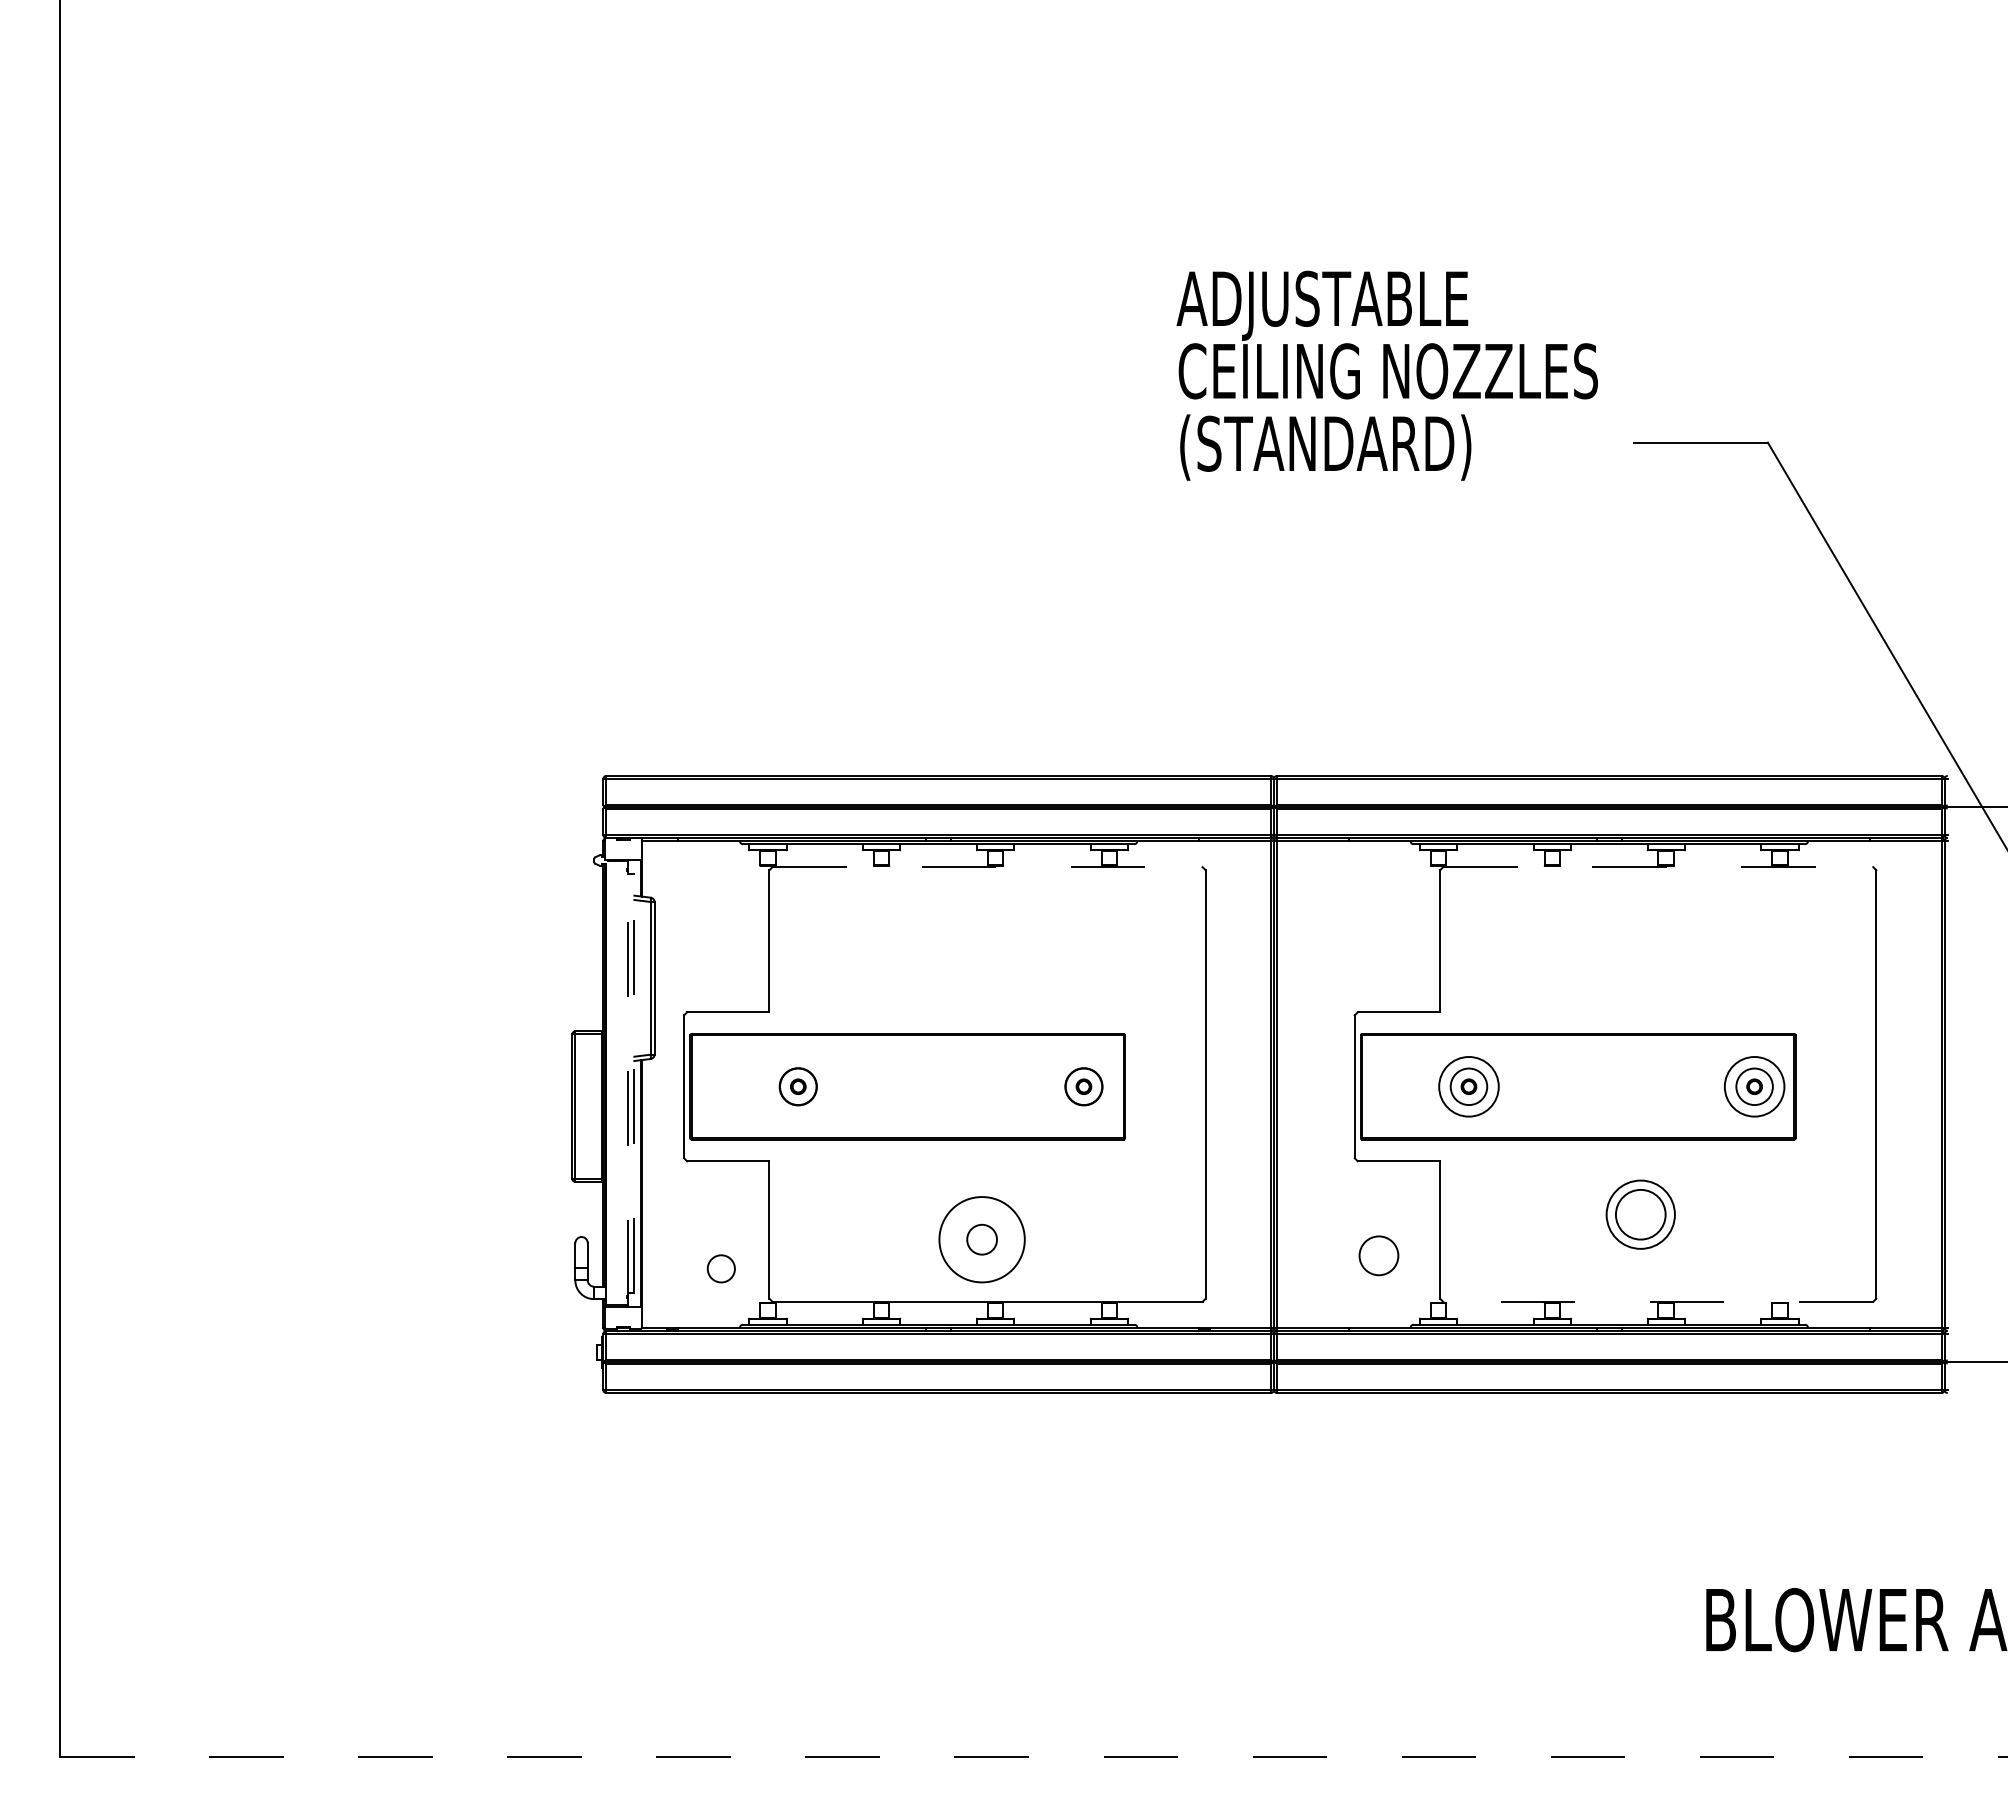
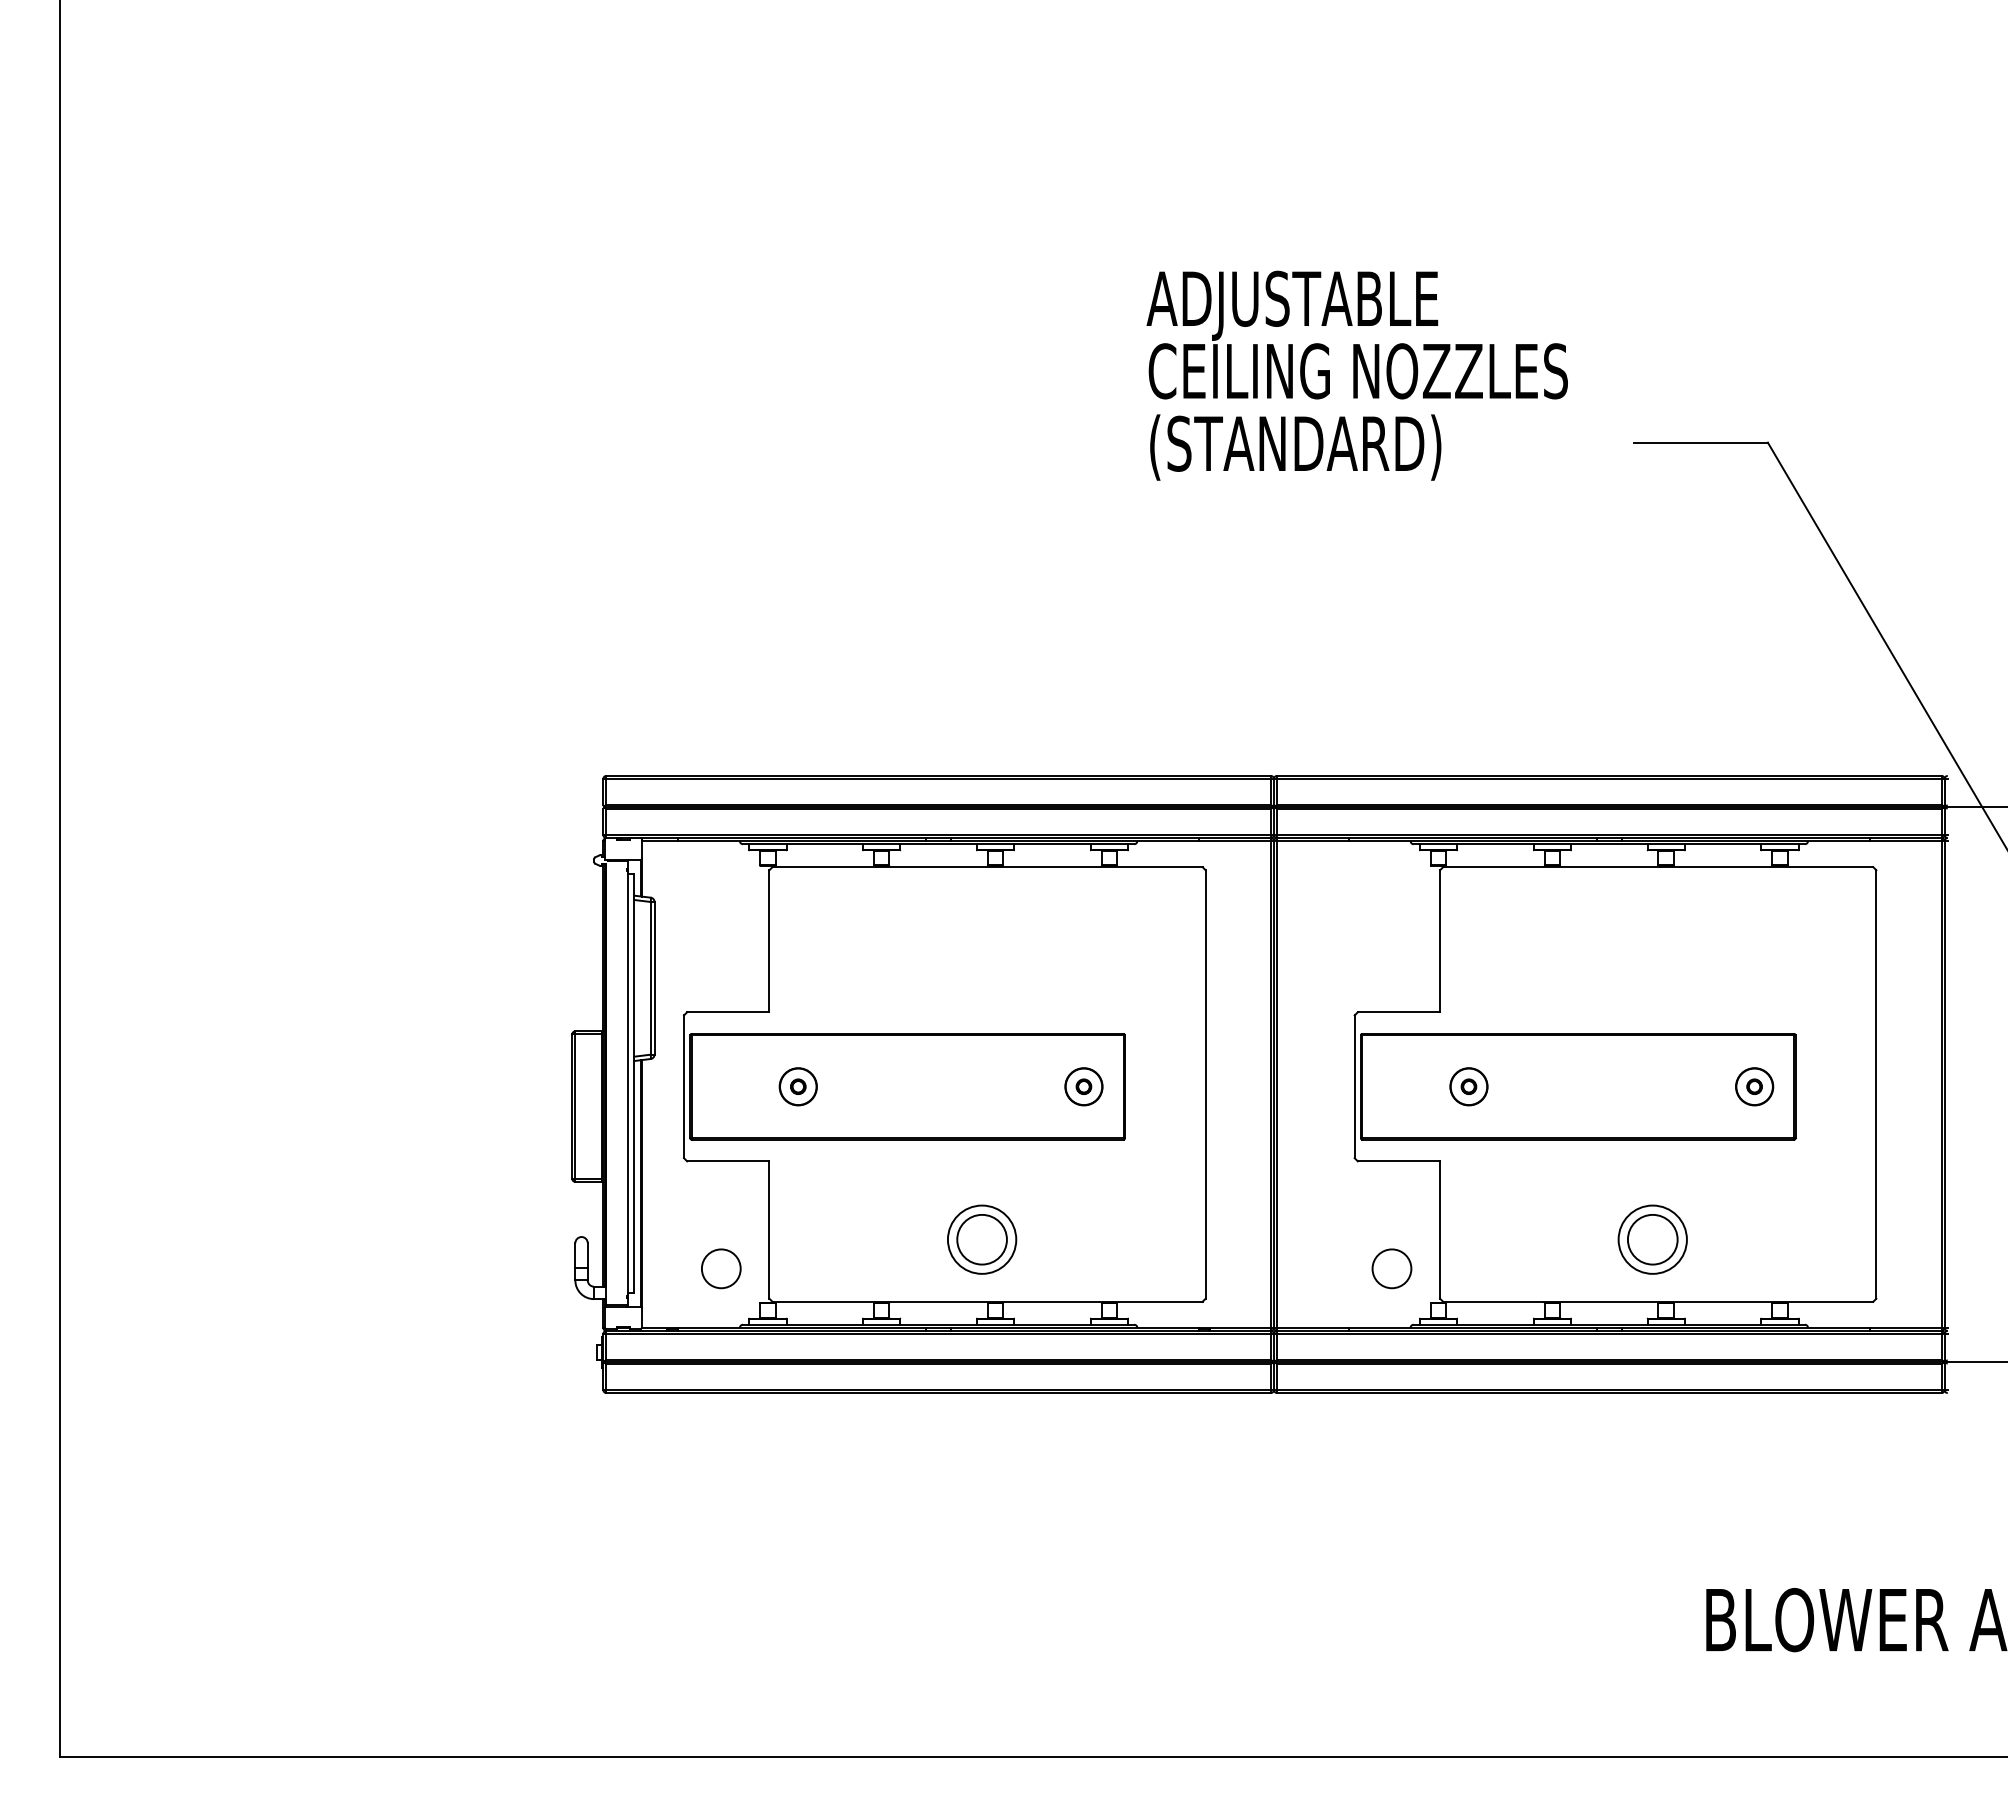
text position: (1386, 375) -> (1356, 375) (1356, 375)
line: dashed -> solid (988, 867)
line: dashed -> solid (1658, 867)
line: dashed -> solid (628, 1082)
line: dashed -> solid (634, 1083)
circle diameter: 60 px -> 37 px (1468, 1086)
circle diameter: 60 px -> 37 px (1754, 1086)
part position: (1640, 1214) -> (1652, 1239) (1652, 1239)
circle diameter: 85 px -> 68 px (981, 1239)
circle diameter: 30 px -> 50 px (981, 1239)
circle position: (1378, 1255) -> (1391, 1268) (1391, 1268)
circle size: 30x30 px -> 41x42 px (721, 1268)
line: dashed -> solid (1657, 1301)
line: dashed -> solid (1034, 1756)
